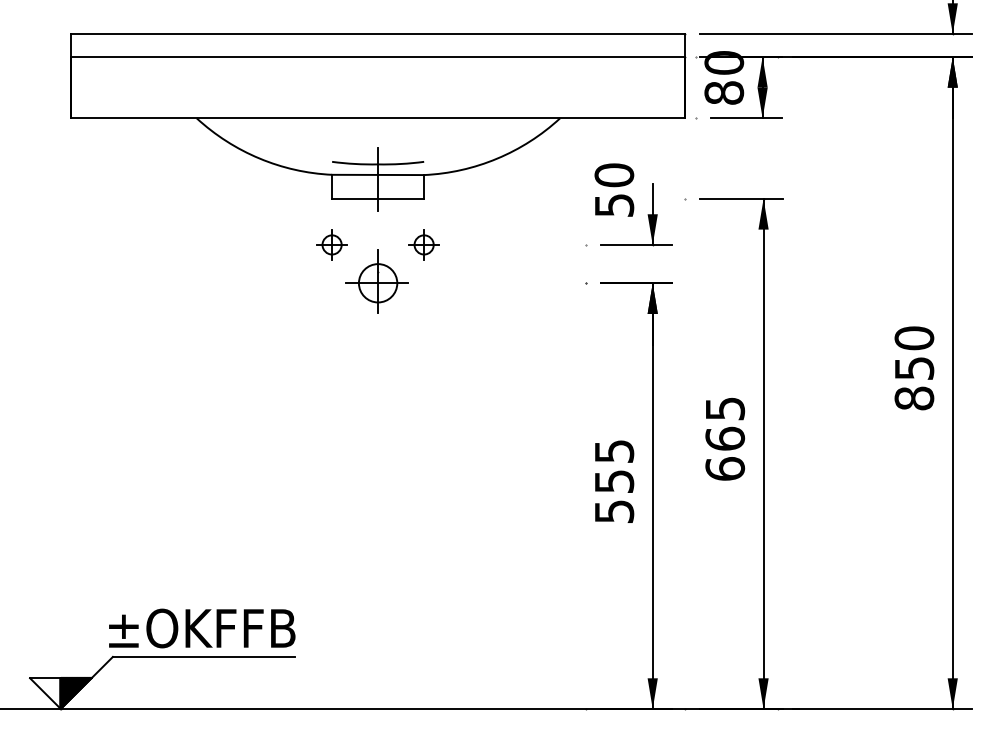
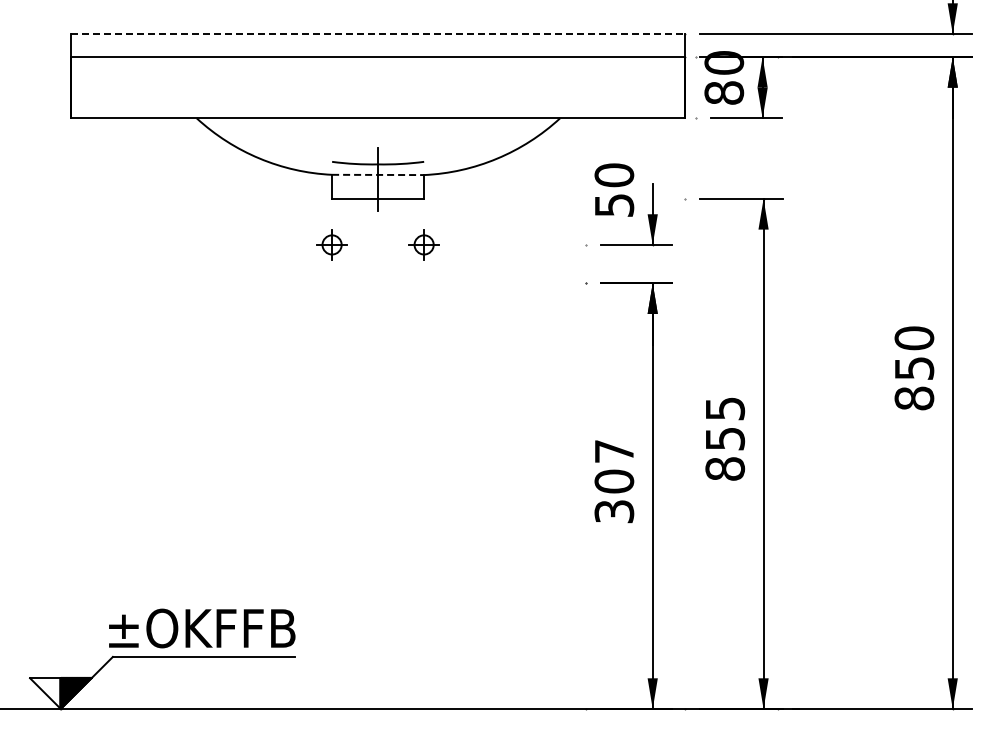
line: solid -> dashed (378, 34)
line: solid -> dashed (378, 174)
part: present -> none (376, 281)
text: 665 -> 855 (725, 453)
text: 555 -> 307 (614, 481)
